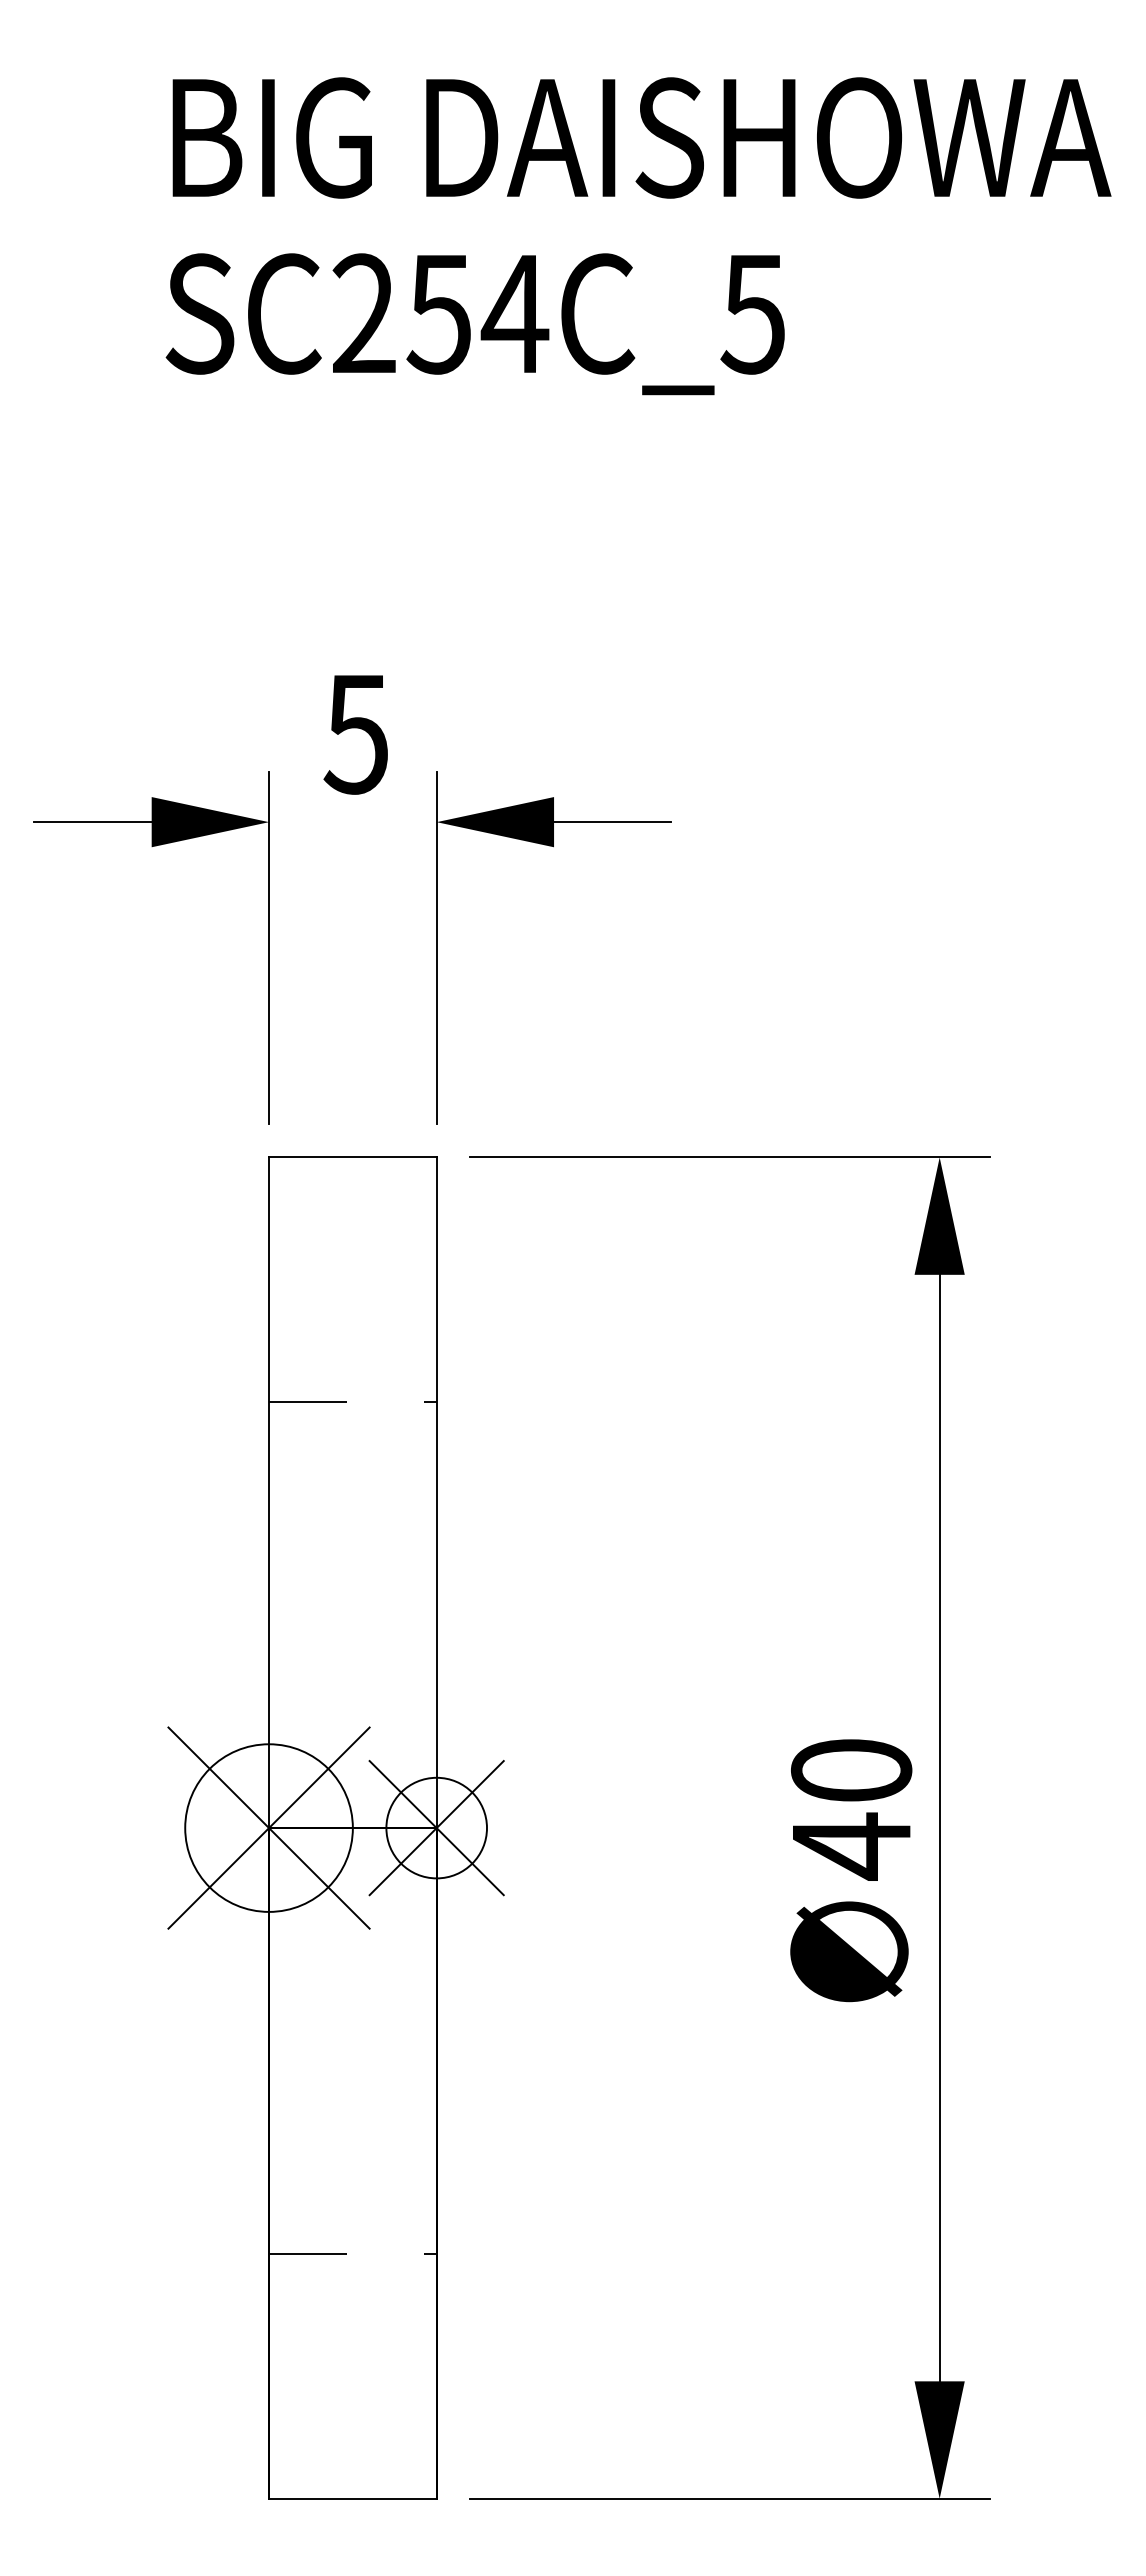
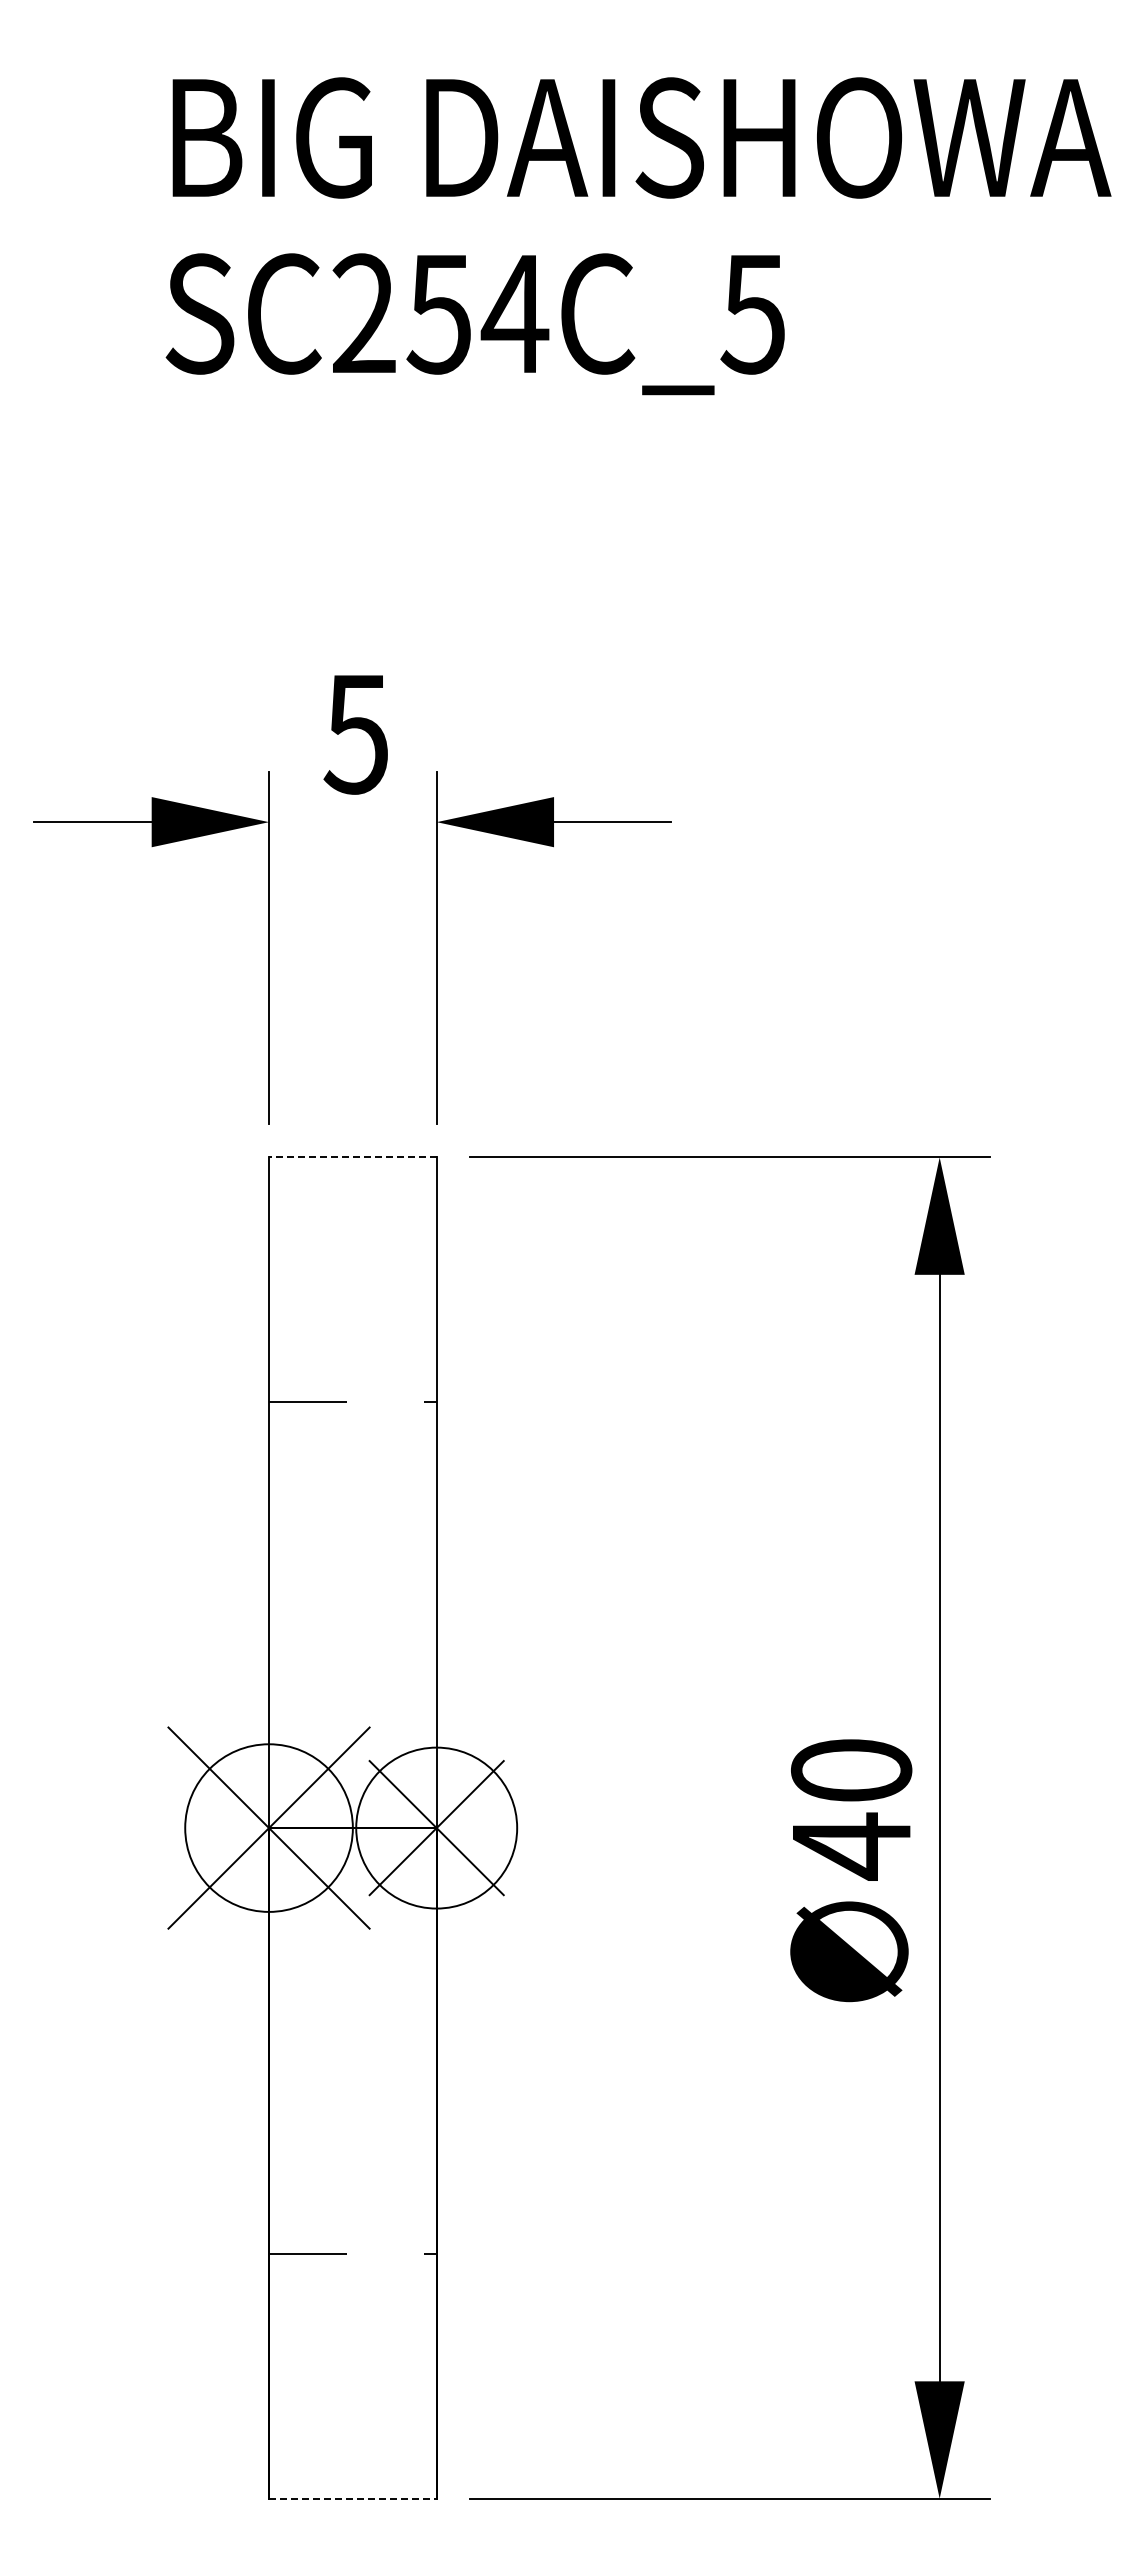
line: solid -> dashed (352, 1157)
circle diameter: 101 px -> 161 px (436, 1827)
line: solid -> dashed (352, 2498)
